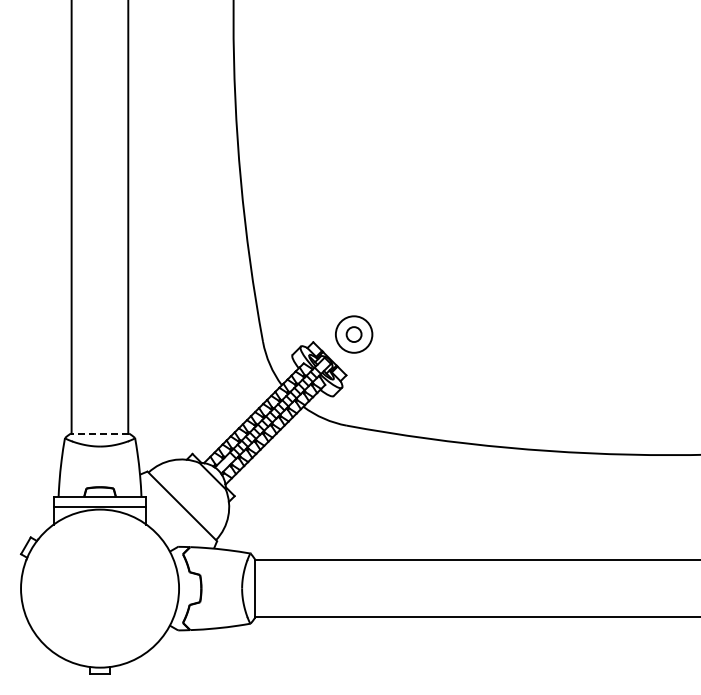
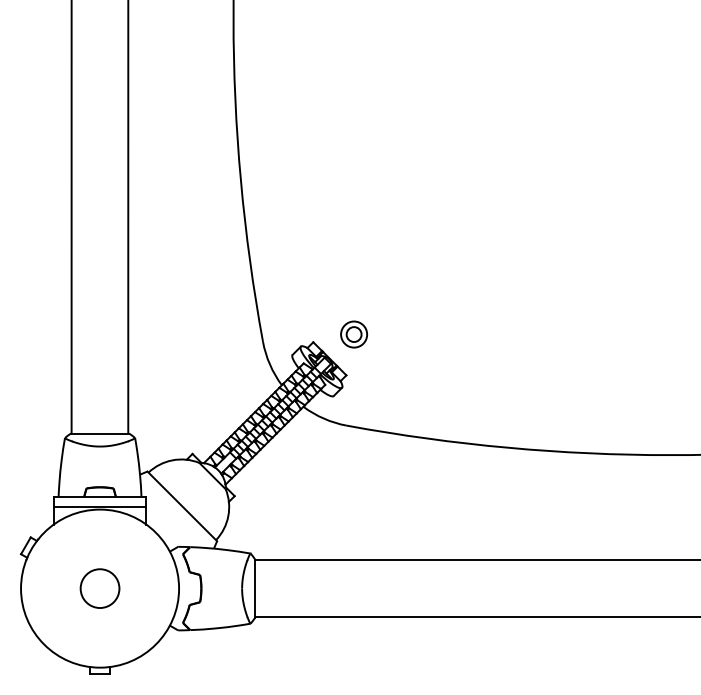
circle diameter: 37 px -> 26 px (354, 334)
line: dashed -> solid (99, 433)
circle: none -> present (99, 588)
